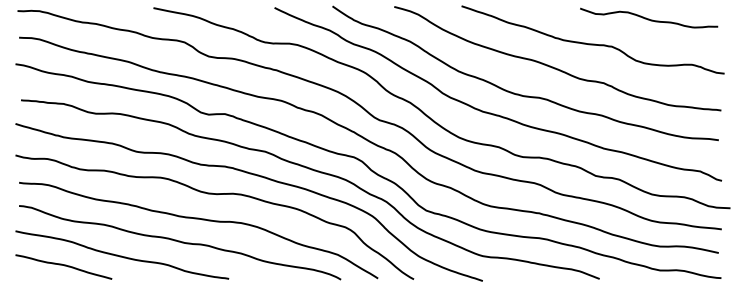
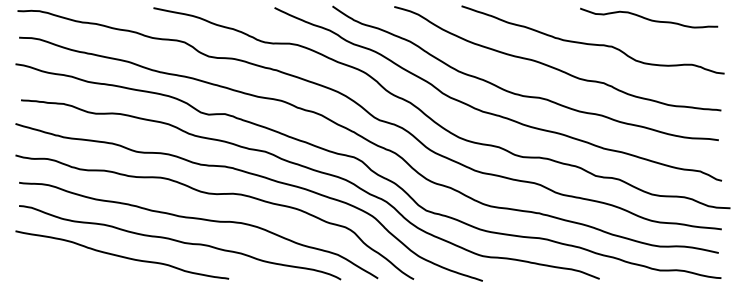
curve: present -> none (63, 265)
